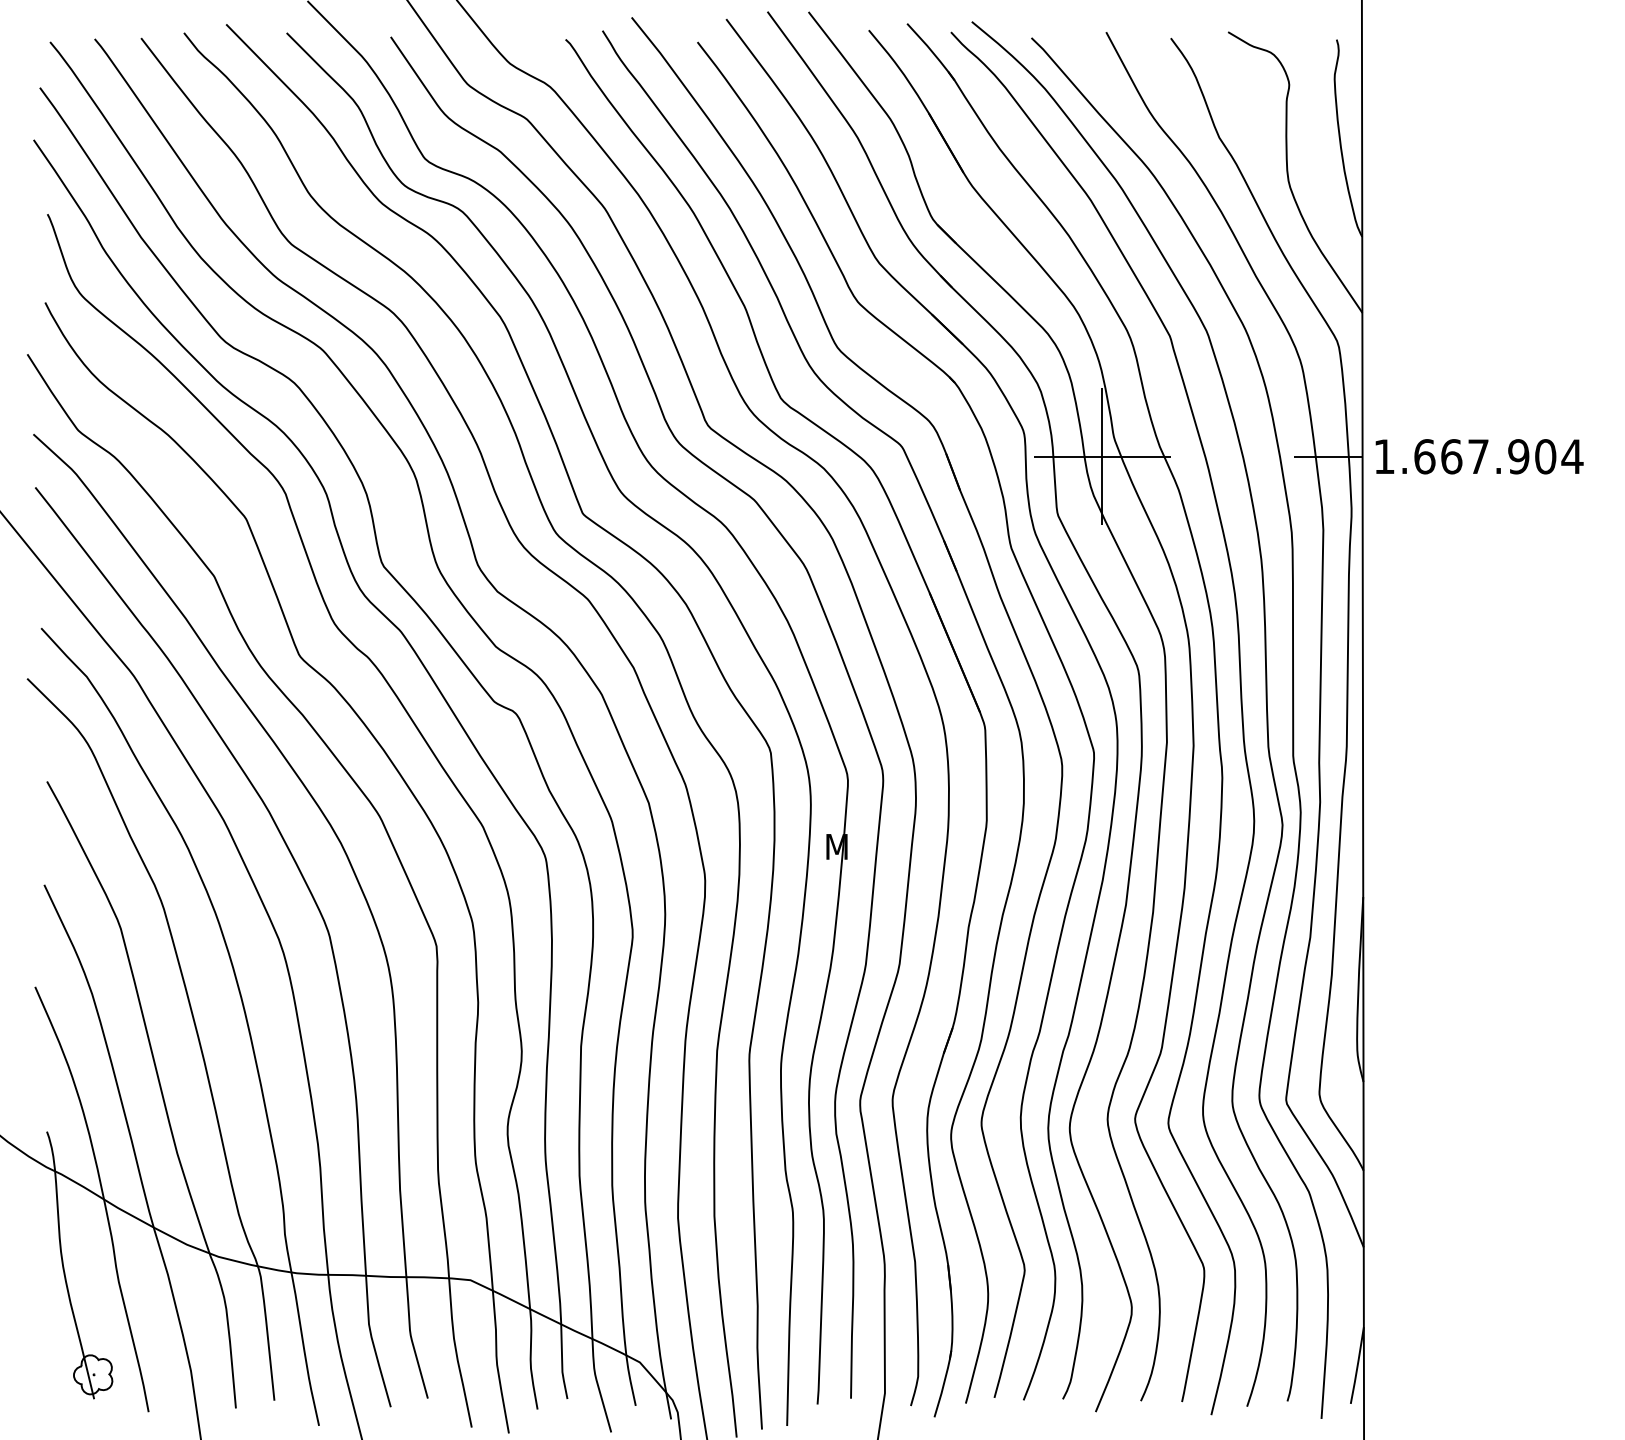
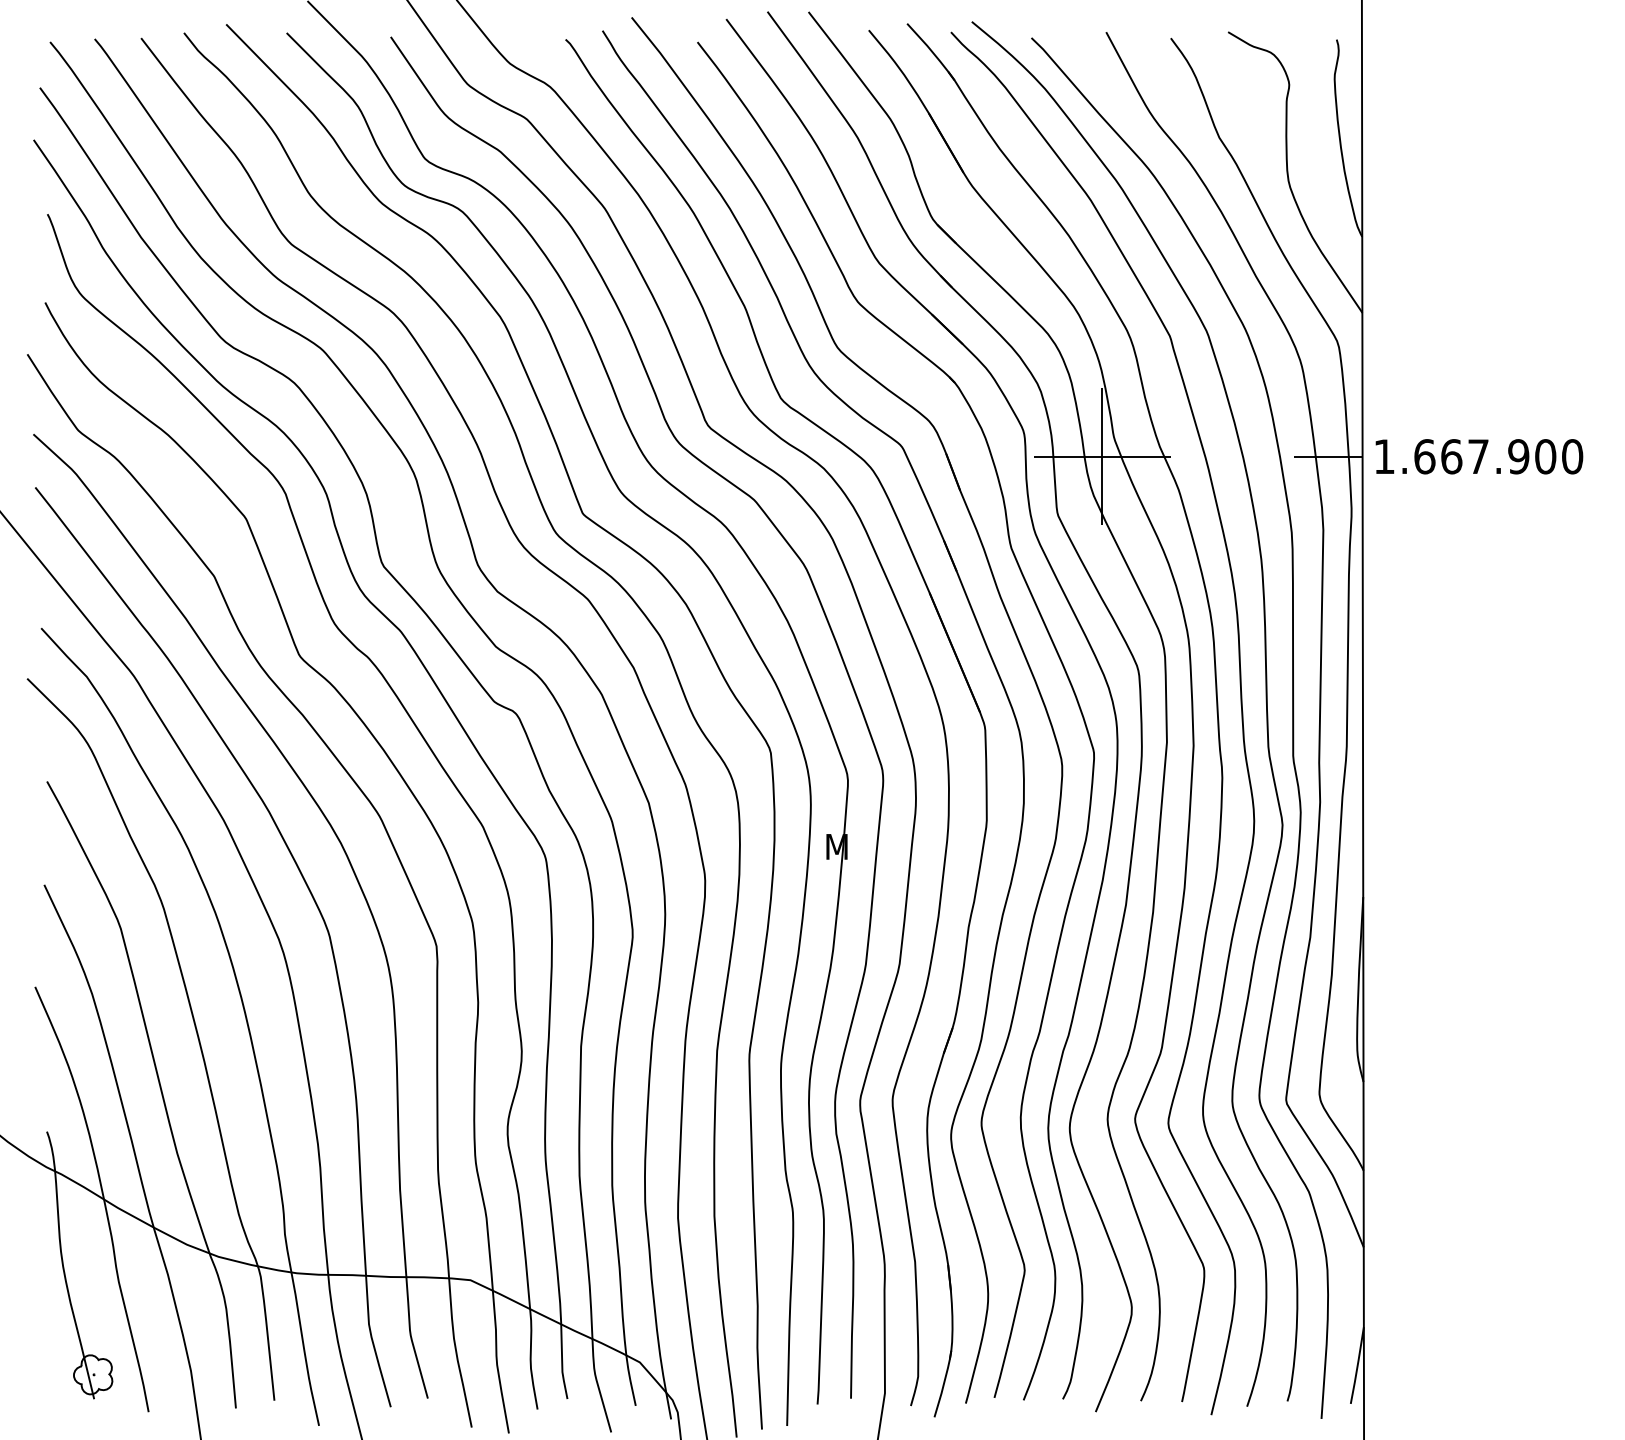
text: 1.667.904 -> 1.667.900 (1572, 456)
